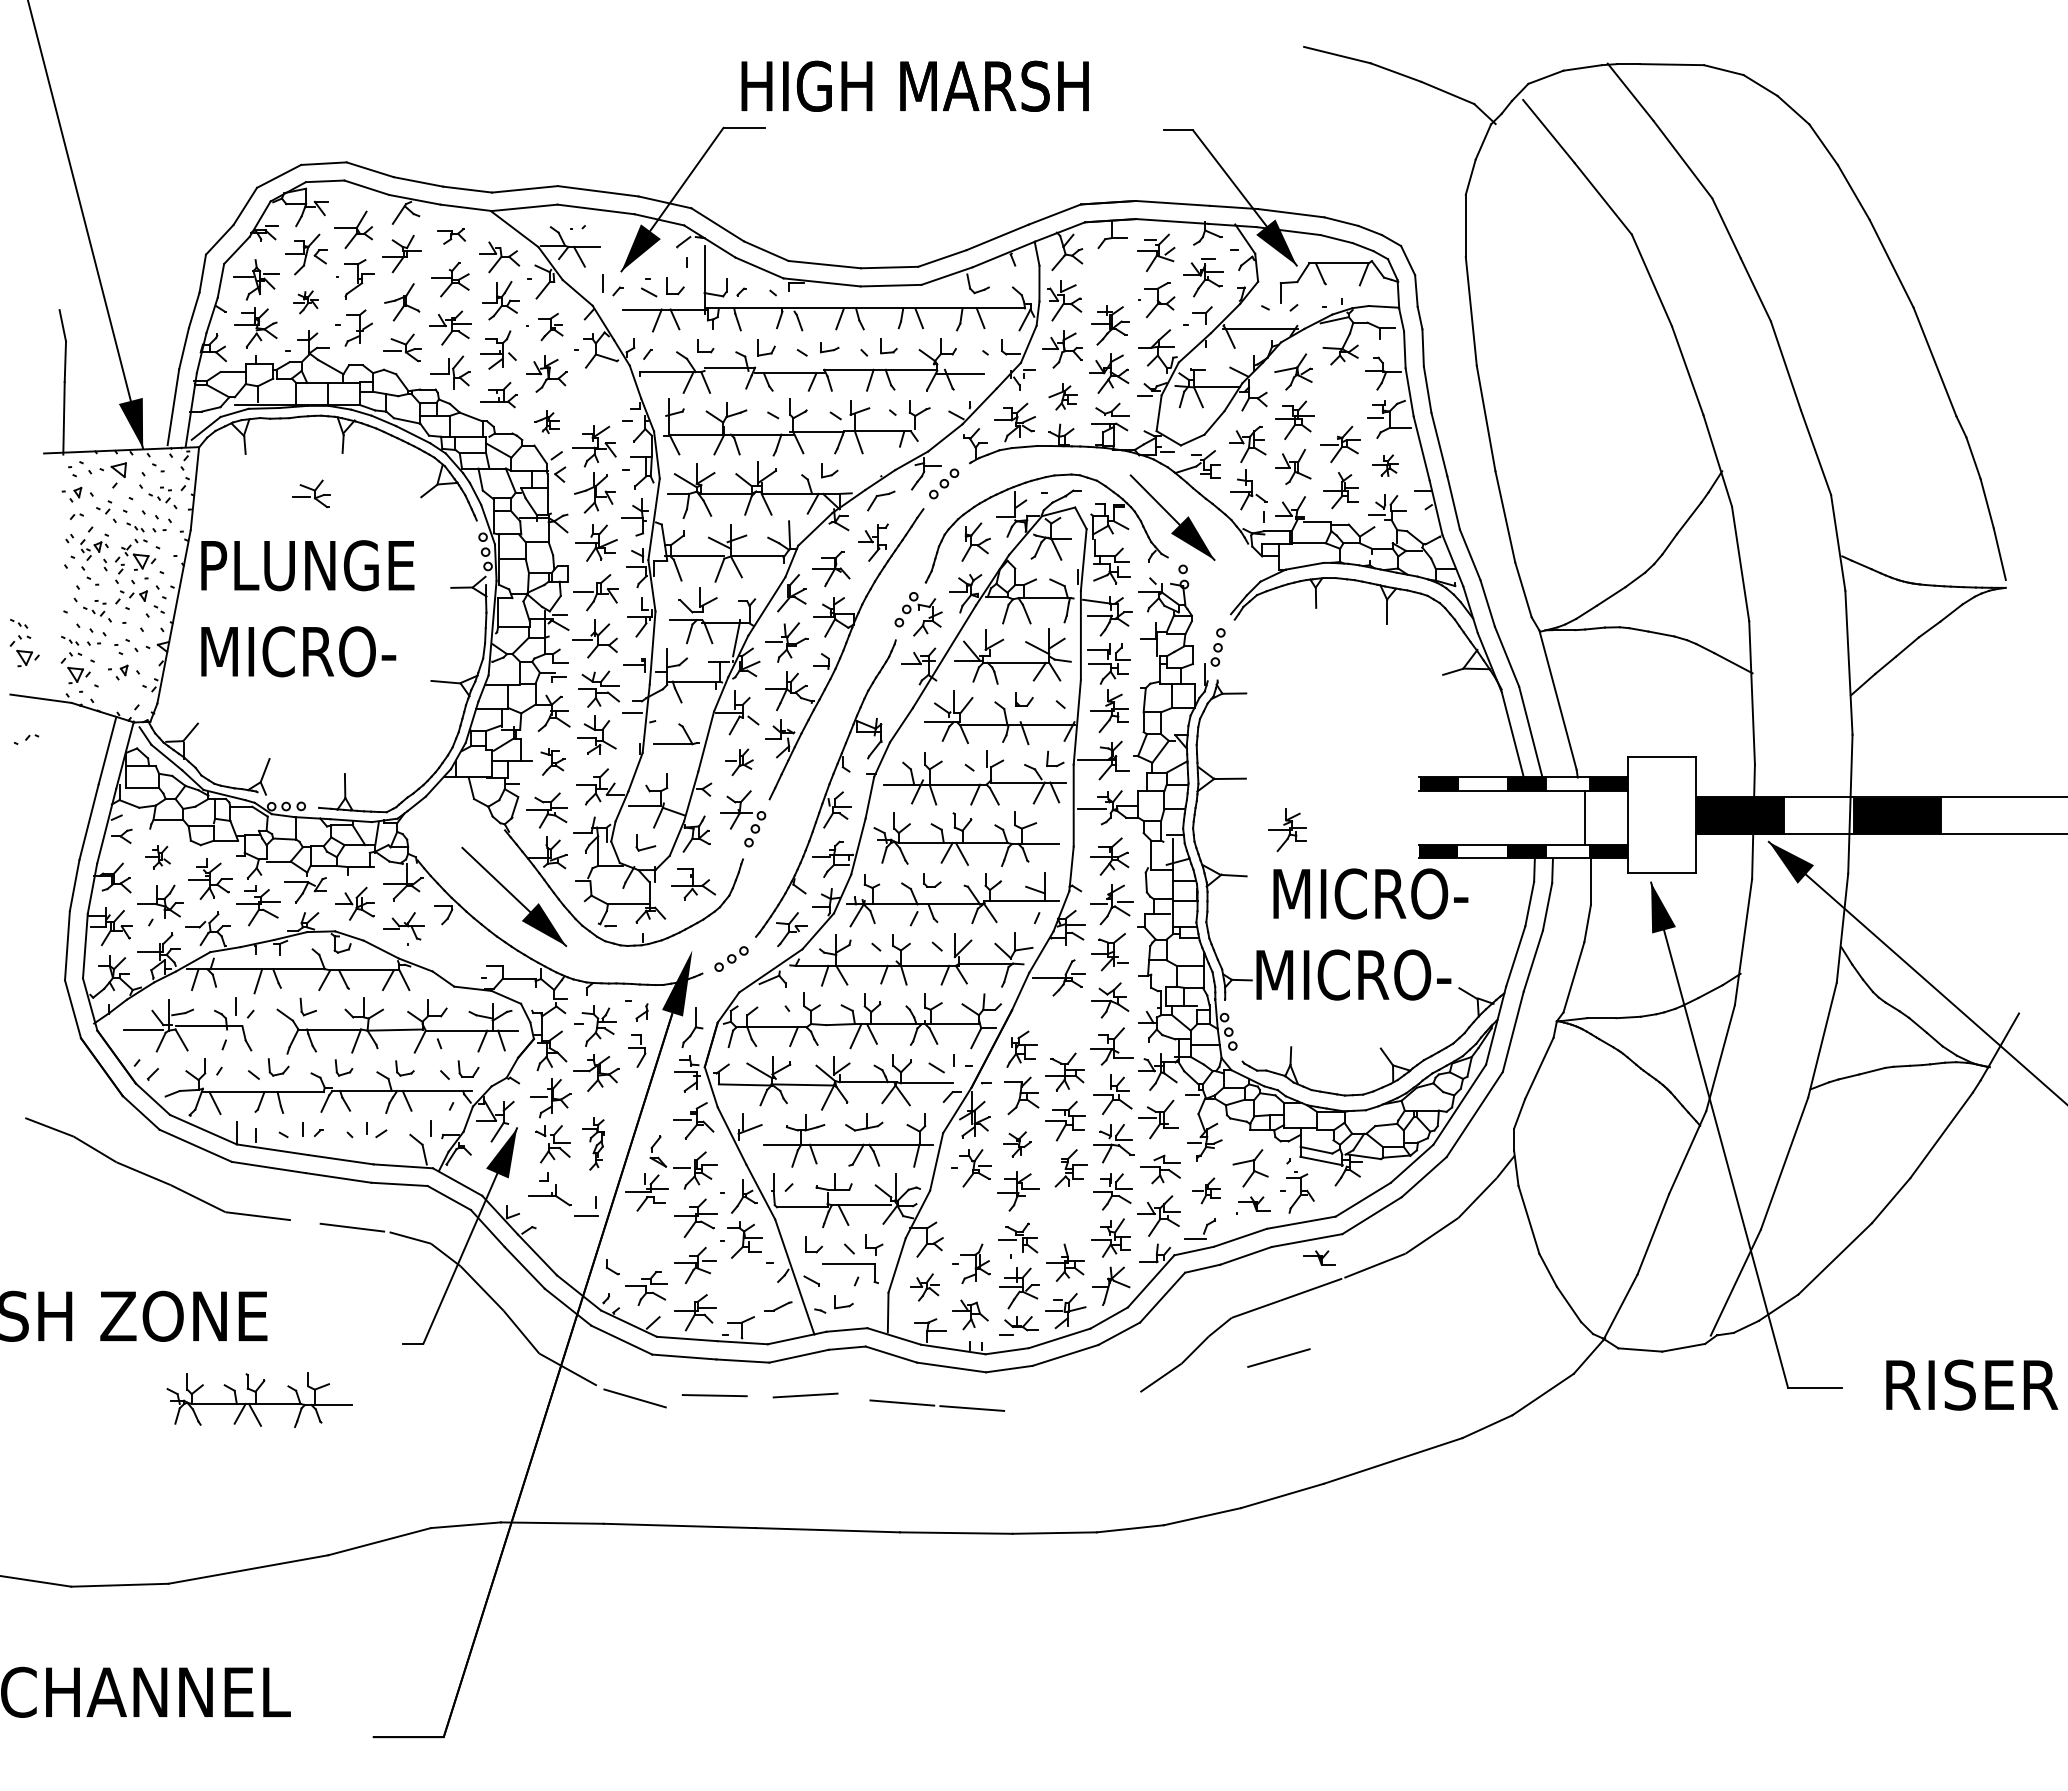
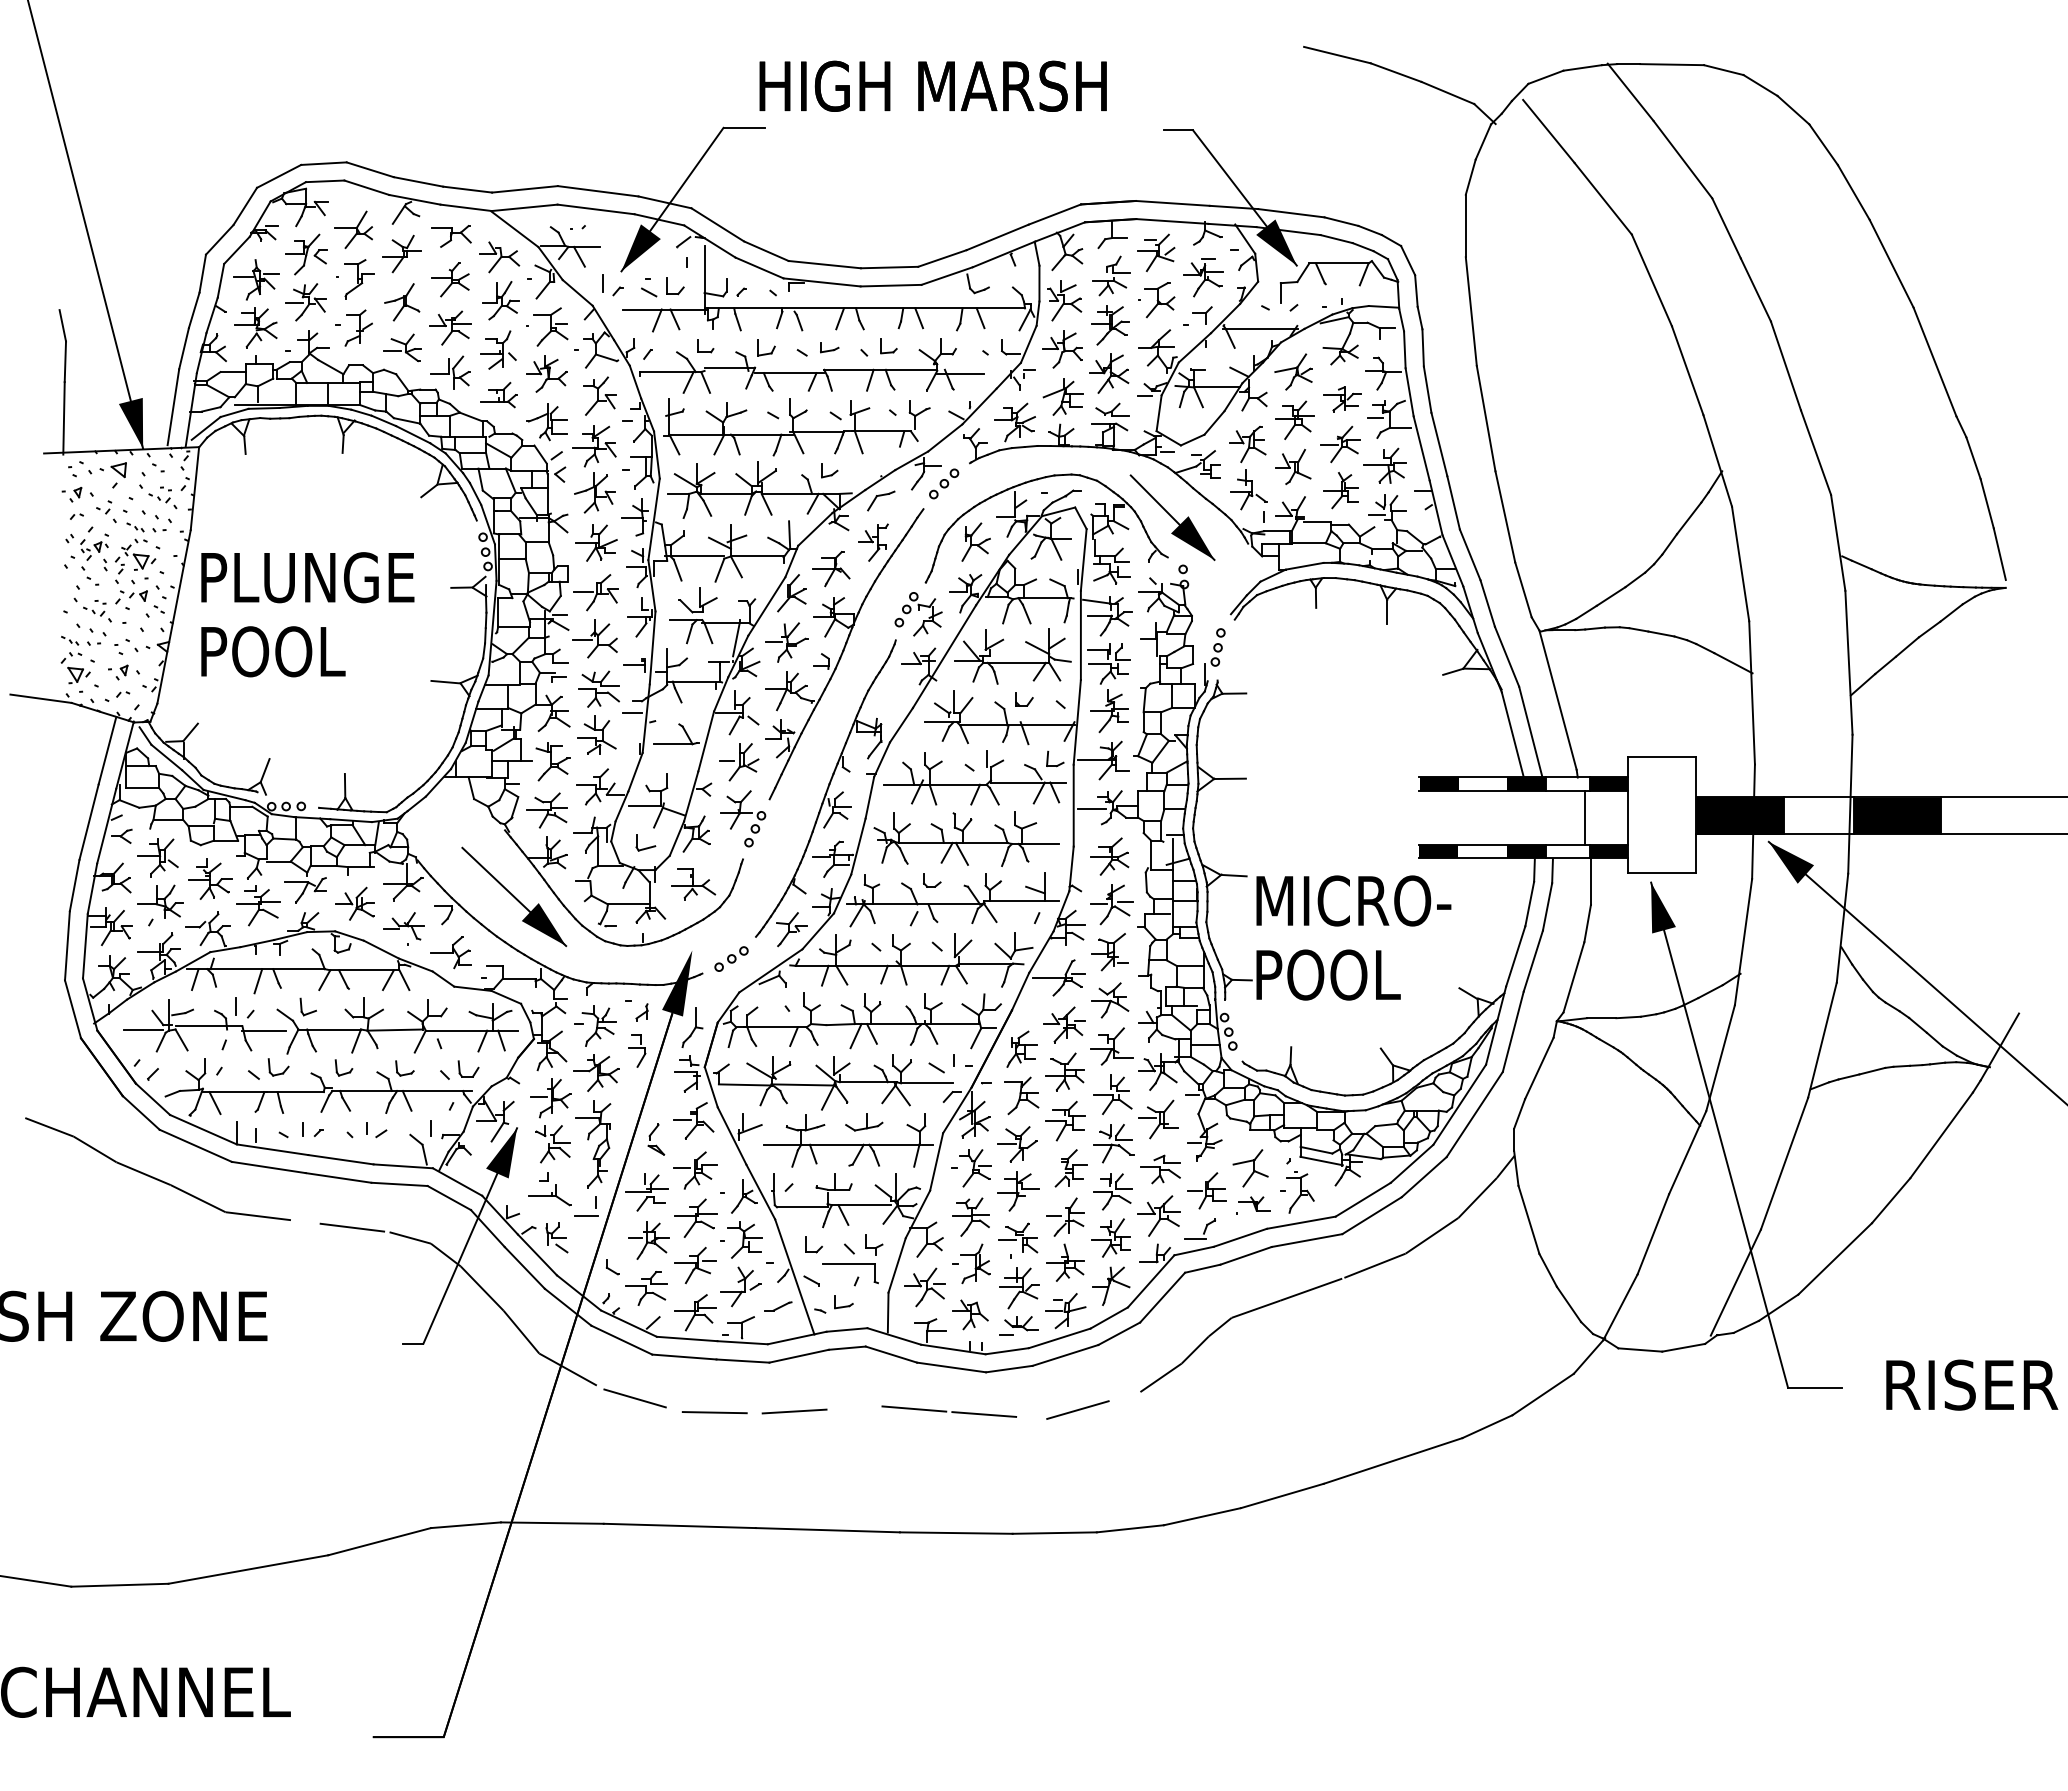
text position: (914, 85) -> (932, 85) (932, 85)
part size: 30x17 px -> 41x23 px (451, 236)
part: none -> present (1111, 275)
part size: 26x25 px -> 42x39 px (305, 302)
part size: 26x29 px -> 36x40 px (550, 326)
part: none -> present (599, 395)
part size: 30x28 px -> 42x38 px (1062, 396)
part: none -> present (1342, 399)
part size: 26x25 px -> 42x39 px (546, 422)
part size: 27x23 px -> 44x37 px (1384, 465)
part: present -> none (311, 493)
text position: (307, 565) -> (307, 577) (307, 577)
part: present -> none (24, 643)
text: MICRO- -> POOL (301, 651)
part position: (26, 739) -> (117, 696) (117, 696)
part size: 26x28 px -> 36x40 px (552, 761)
part size: 29x28 px -> 41x39 px (739, 762)
part: present -> none (1287, 830)
part size: 26x25 px -> 42x40 px (157, 857)
text position: (1370, 893) -> (1353, 900) (1353, 900)
part: none -> present (450, 952)
text: MICRO- -> POOL (1356, 974)
part: none -> present (1064, 1024)
line: none -> present (264, 1030)
part size: 23x54 px -> 37x89 px (593, 1144)
part size: 29x27 px -> 41x37 px (1017, 1144)
part position: (658, 1151) -> (656, 1139) (656, 1139)
part size: 29x28 px -> 40x38 px (1206, 1190)
part: none -> present (970, 1216)
part: none -> present (1065, 1216)
part: none -> present (556, 1237)
part: none -> present (648, 1240)
part: present -> none (1319, 1257)
part: none -> present (740, 1286)
part size: 30x29 px -> 42x41 px (924, 1287)
line position: (1278, 1357) -> (1077, 1409) (1077, 1409)
line position: (714, 1395) -> (714, 1412) (714, 1412)
line position: (805, 1395) -> (794, 1411) (794, 1411)
part: present -> none (259, 1399)
line position: (935, 1405) -> (947, 1411) (947, 1411)
